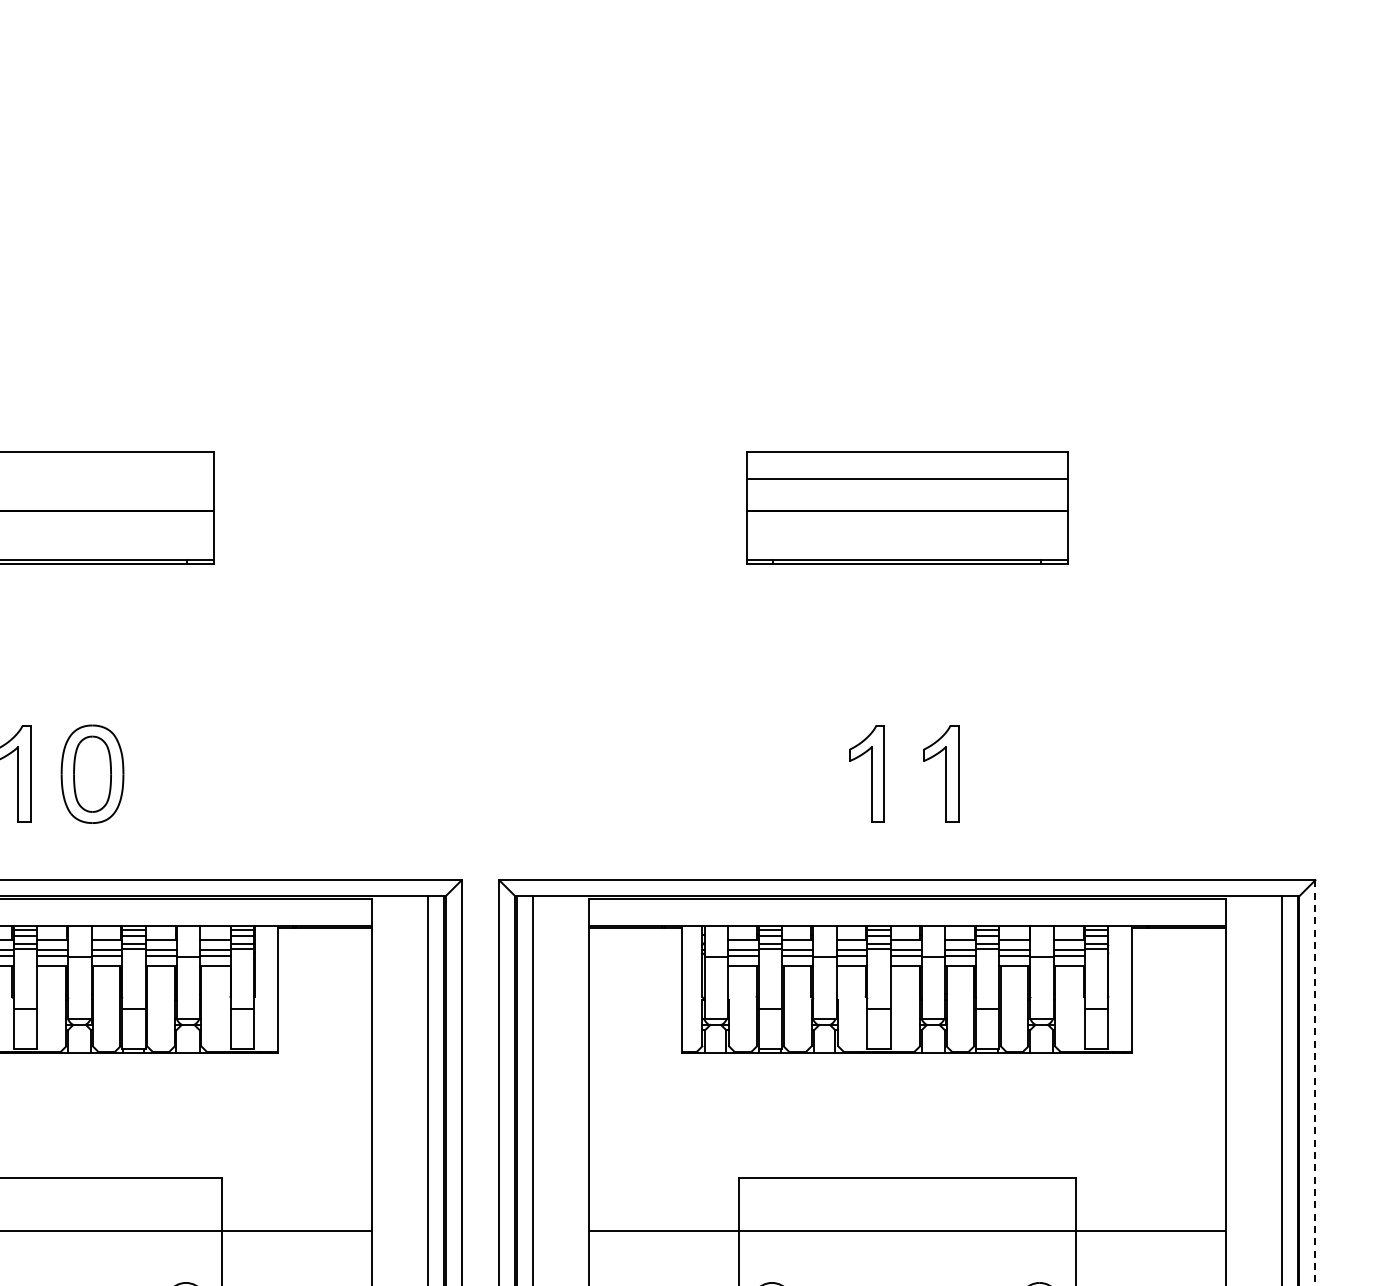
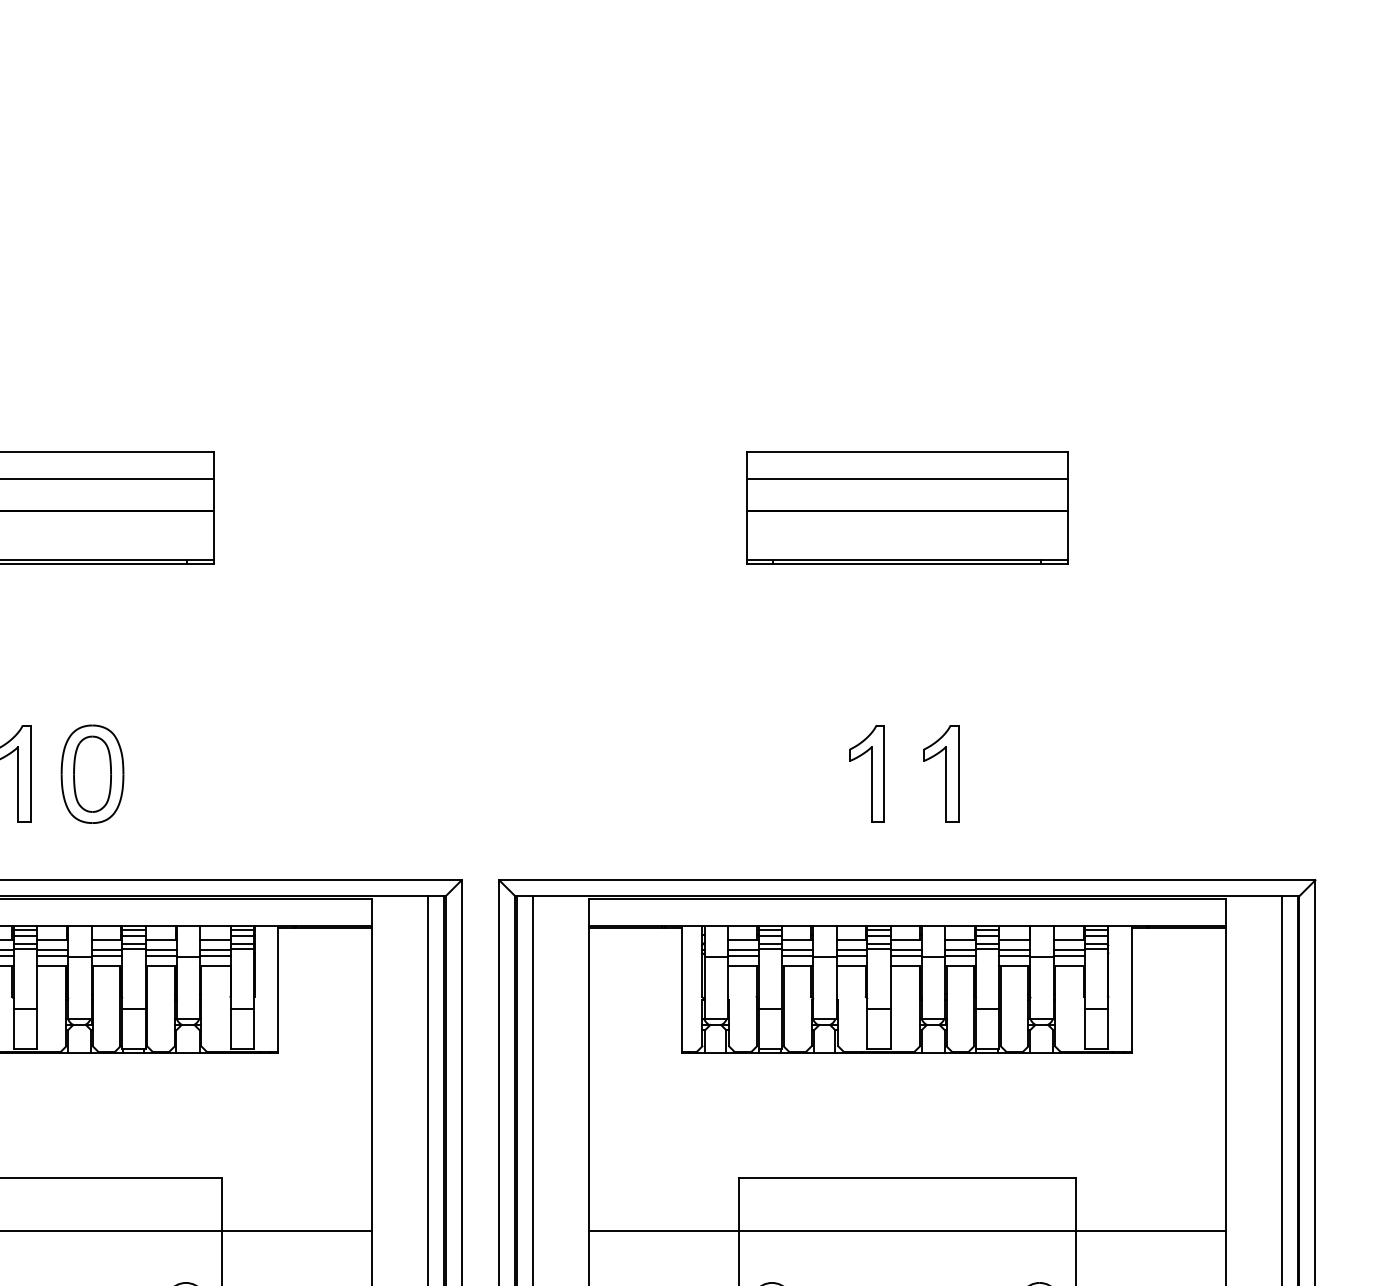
line: none -> present (108, 479)
line: dashed -> solid (1315, 1082)
